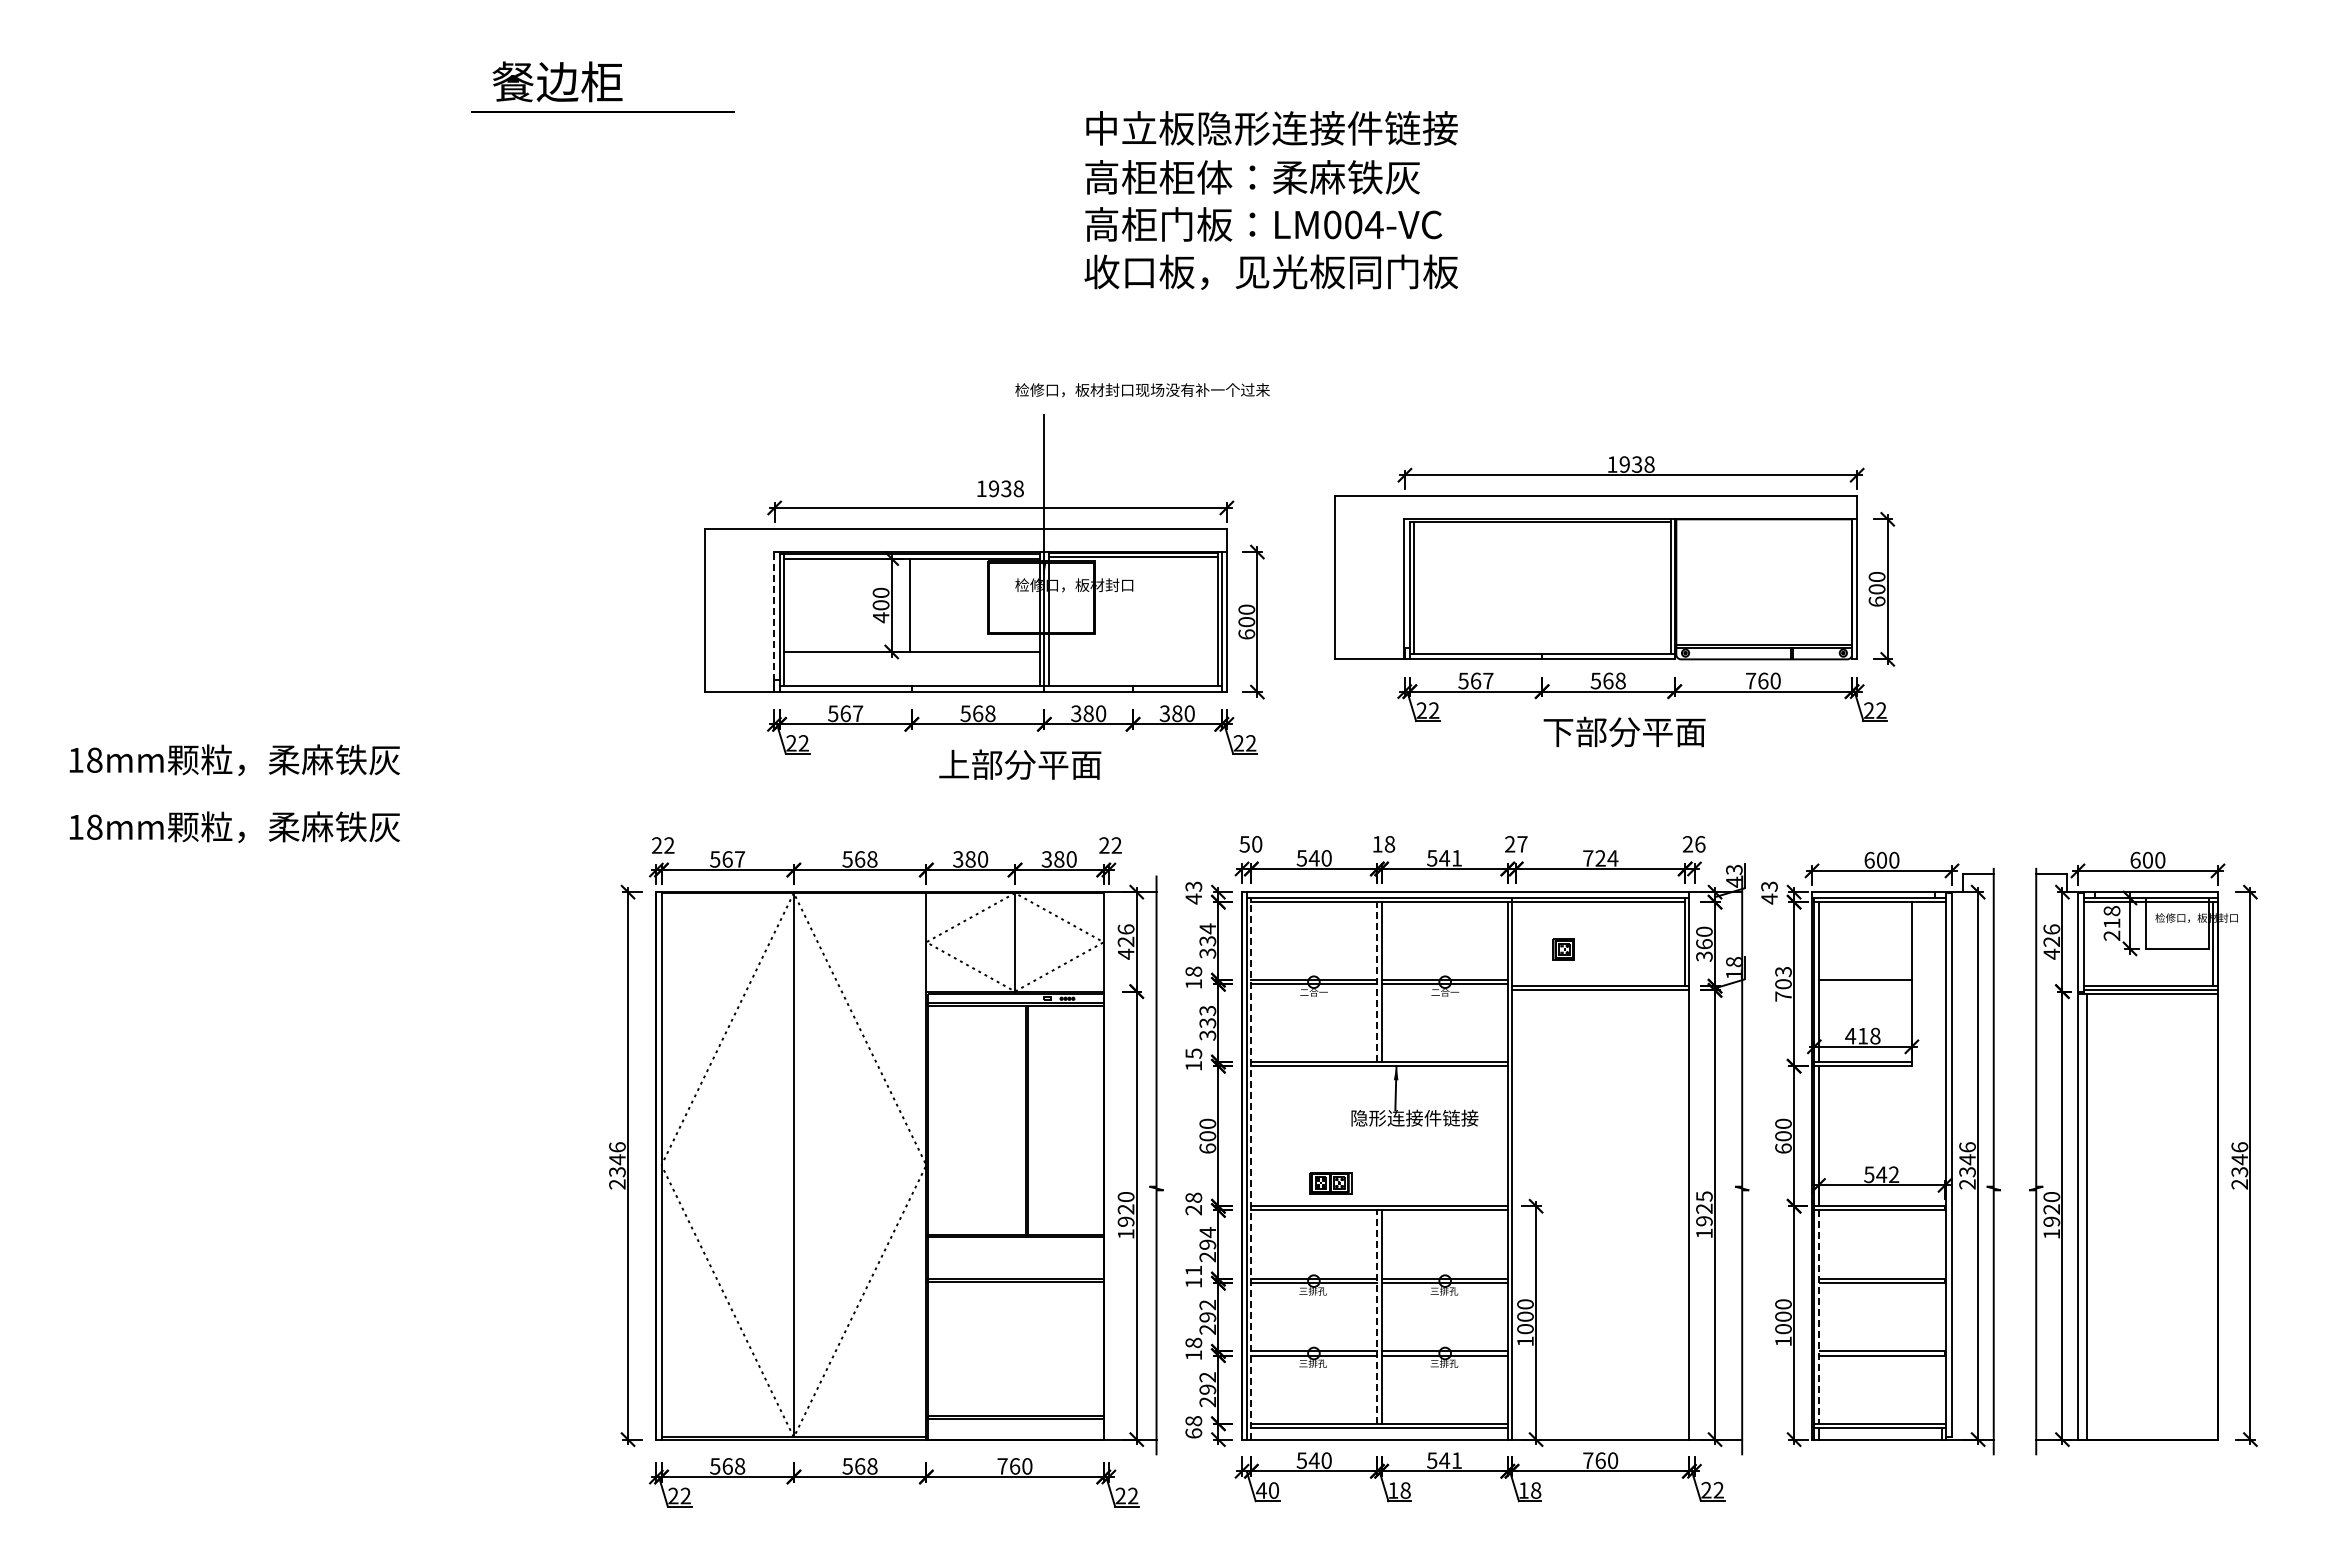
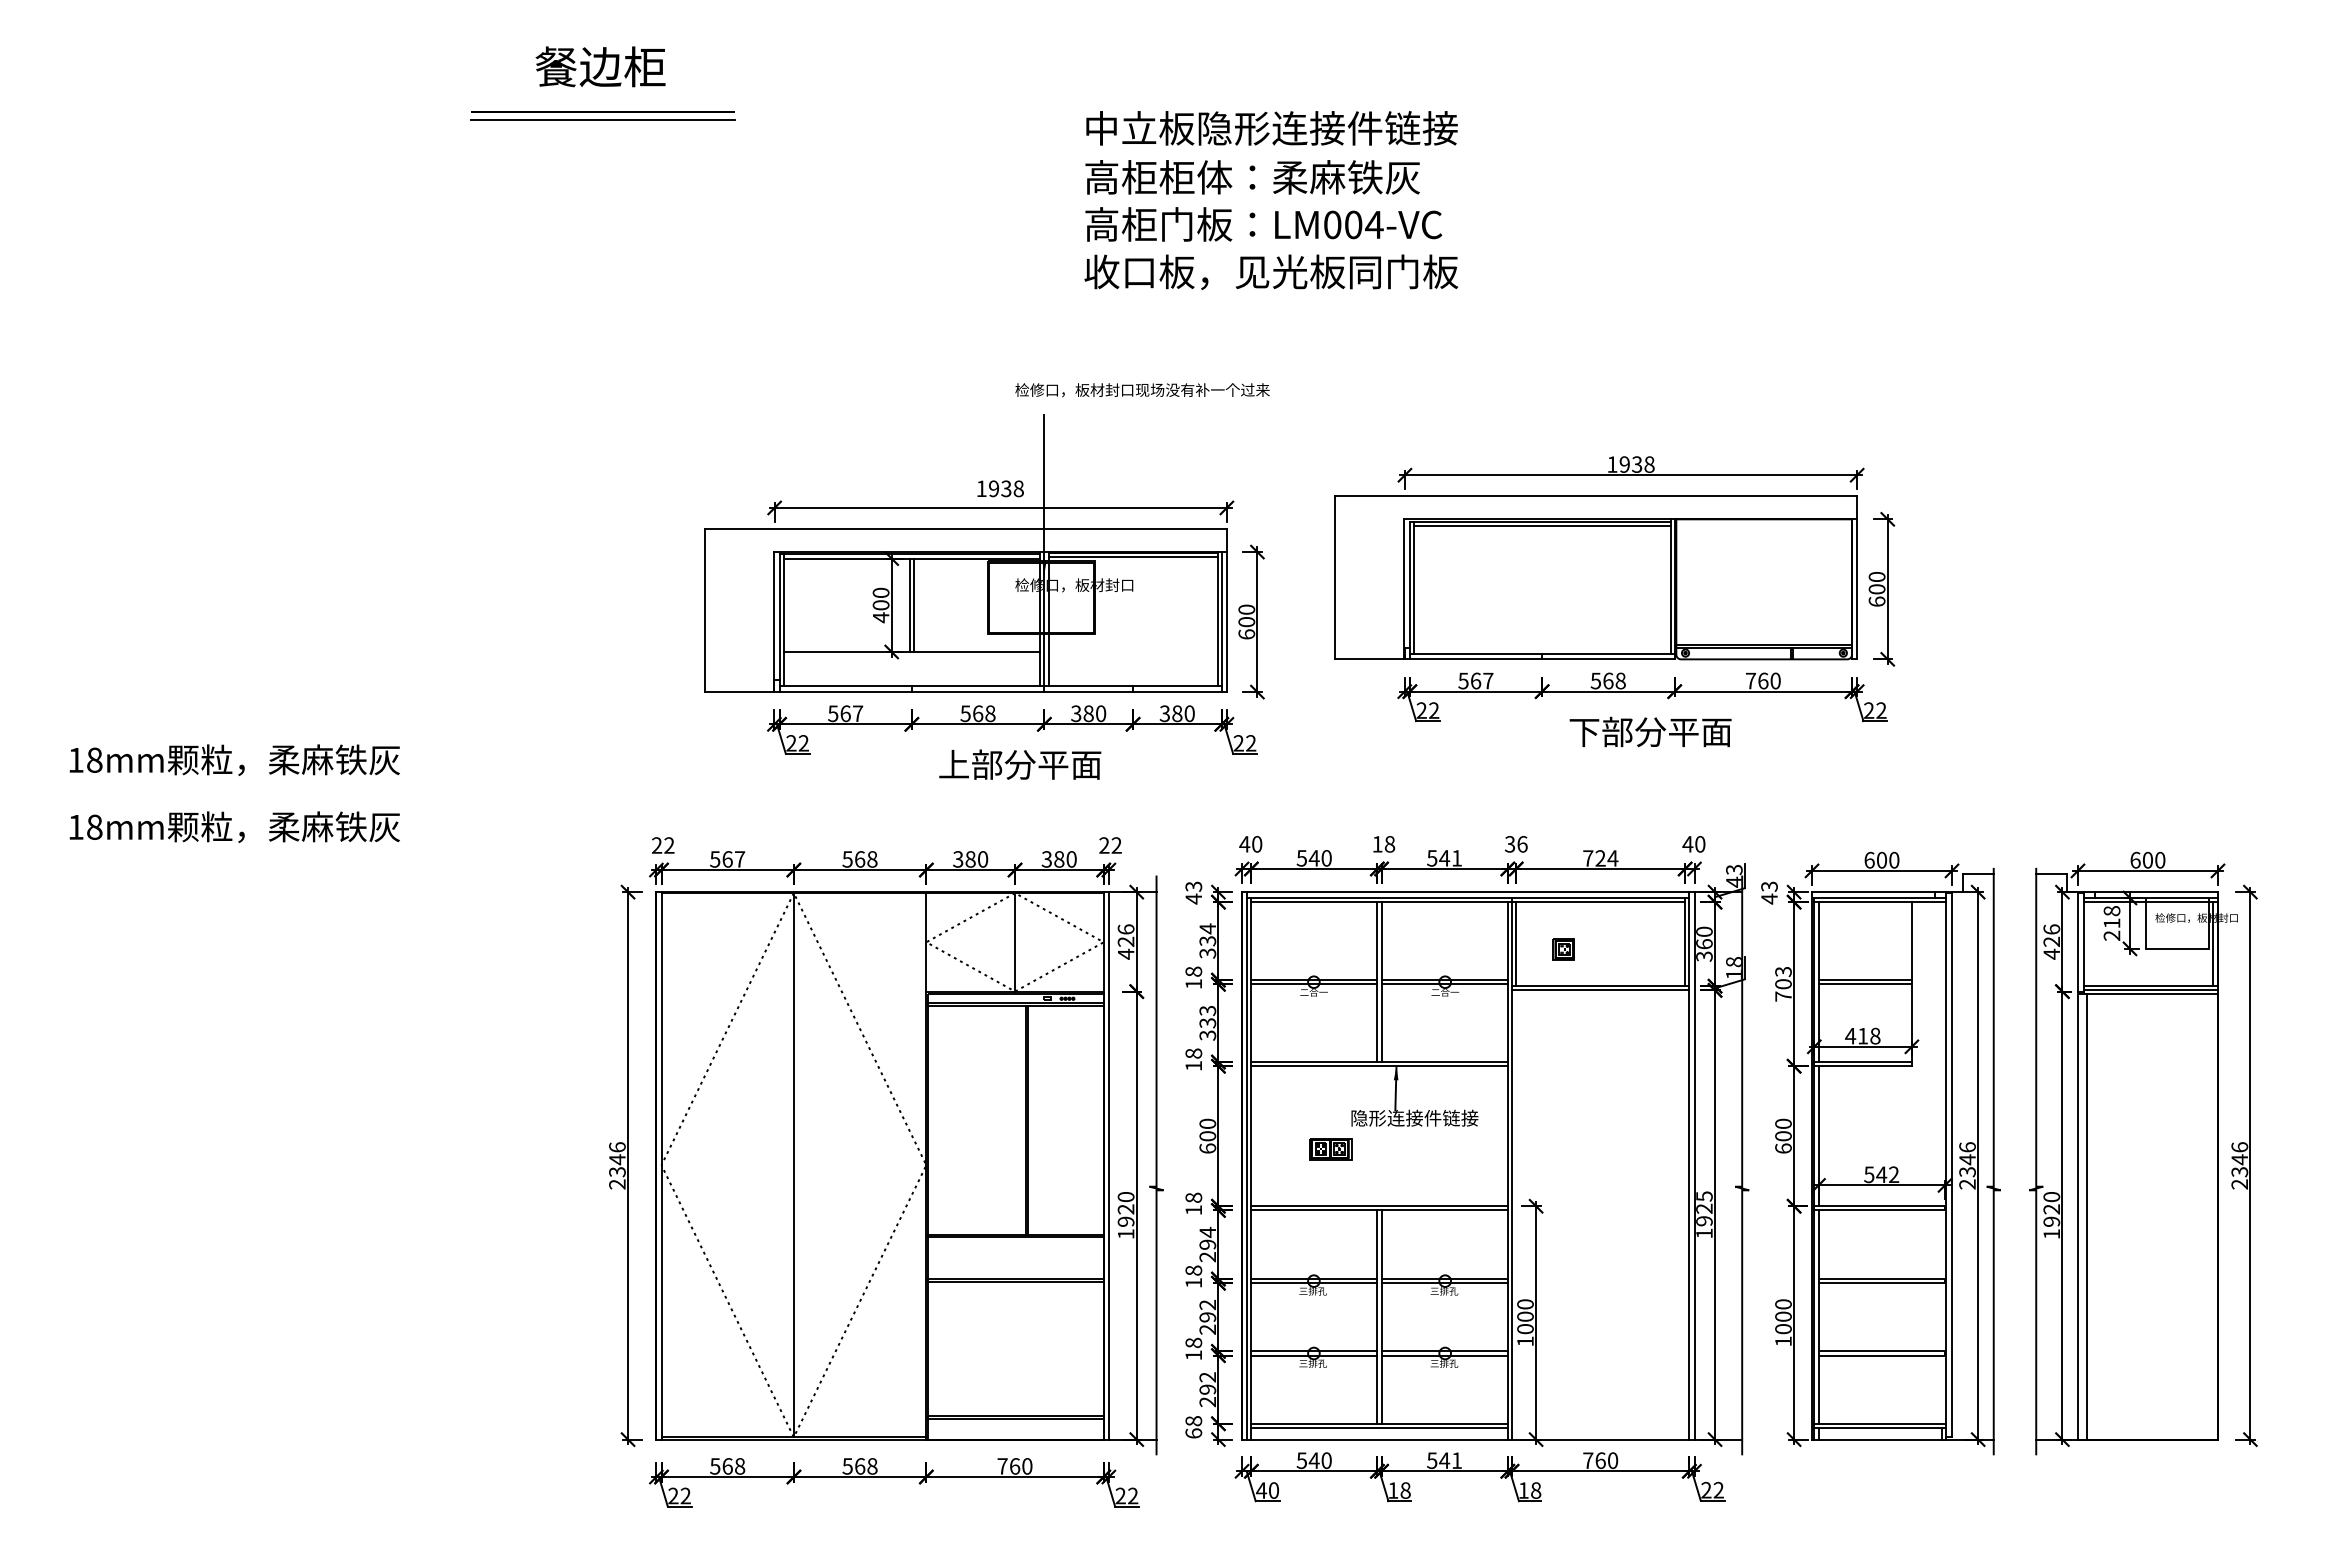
text position: (557, 81) -> (600, 66) (600, 66)
line: none -> present (602, 120)
line: none -> present (1542, 525)
line: none -> present (913, 604)
line: dashed -> solid (773, 621)
text position: (1624, 731) -> (1650, 731) (1650, 731)
text: 50 -> 40 (1244, 844)
text: 27 -> 36 (1515, 844)
text: 26 -> 40 (1693, 844)
line: none -> present (1516, 944)
line: dashed -> solid (1377, 982)
line: none -> present (1864, 984)
text: 15 -> 18 (1193, 1053)
line: none -> present (1108, 1165)
line: none -> present (1694, 1165)
line: dashed -> solid (1251, 1168)
part position: (1330, 1183) -> (1330, 1149) (1330, 1149)
text: 28 -> 18 (1193, 1210)
text: 11 -> 18 (1193, 1270)
line: dashed -> solid (1377, 1317)
line: dashed -> solid (1818, 1317)
